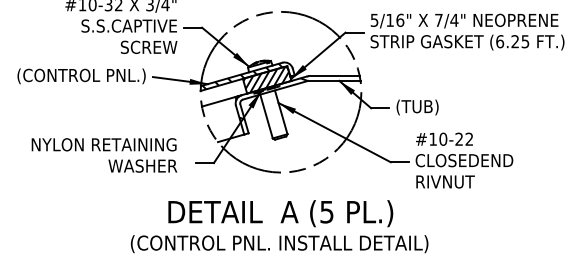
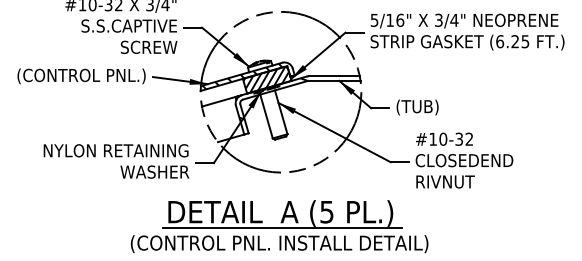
text: 7/4" -> 3/4" (438, 19)
text: #10-22 -> #10-32 (458, 139)
text position: (104, 155) -> (116, 161) (116, 161)
line: none -> present (282, 228)
